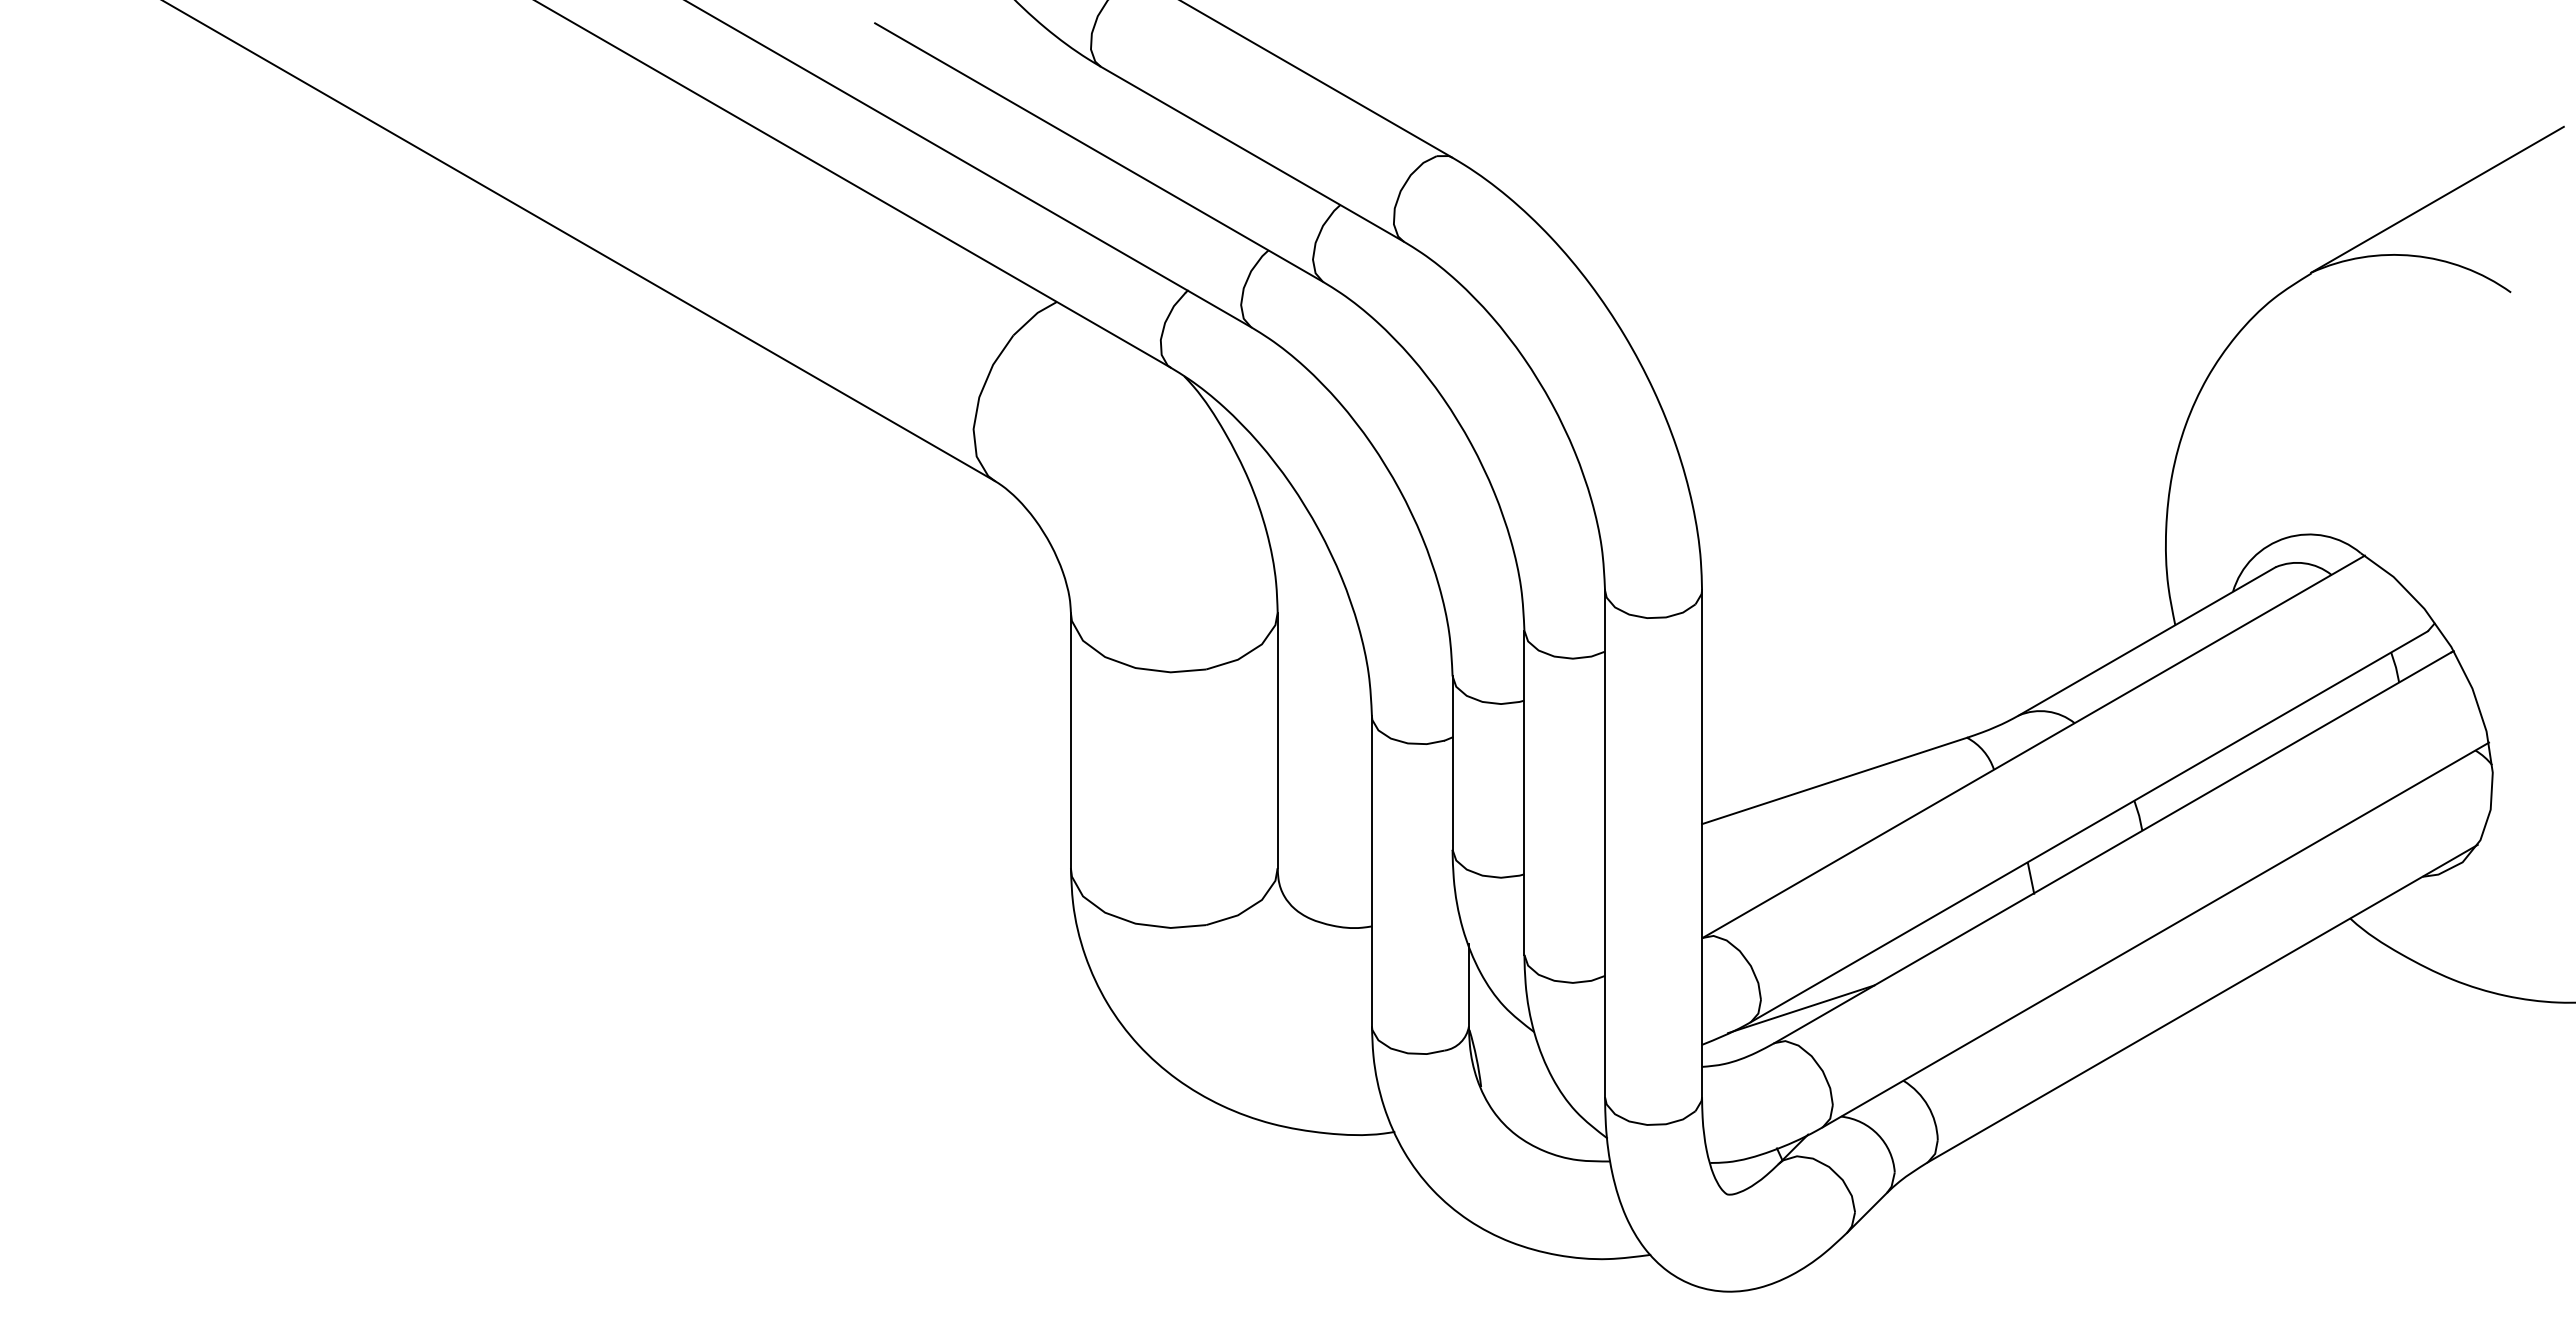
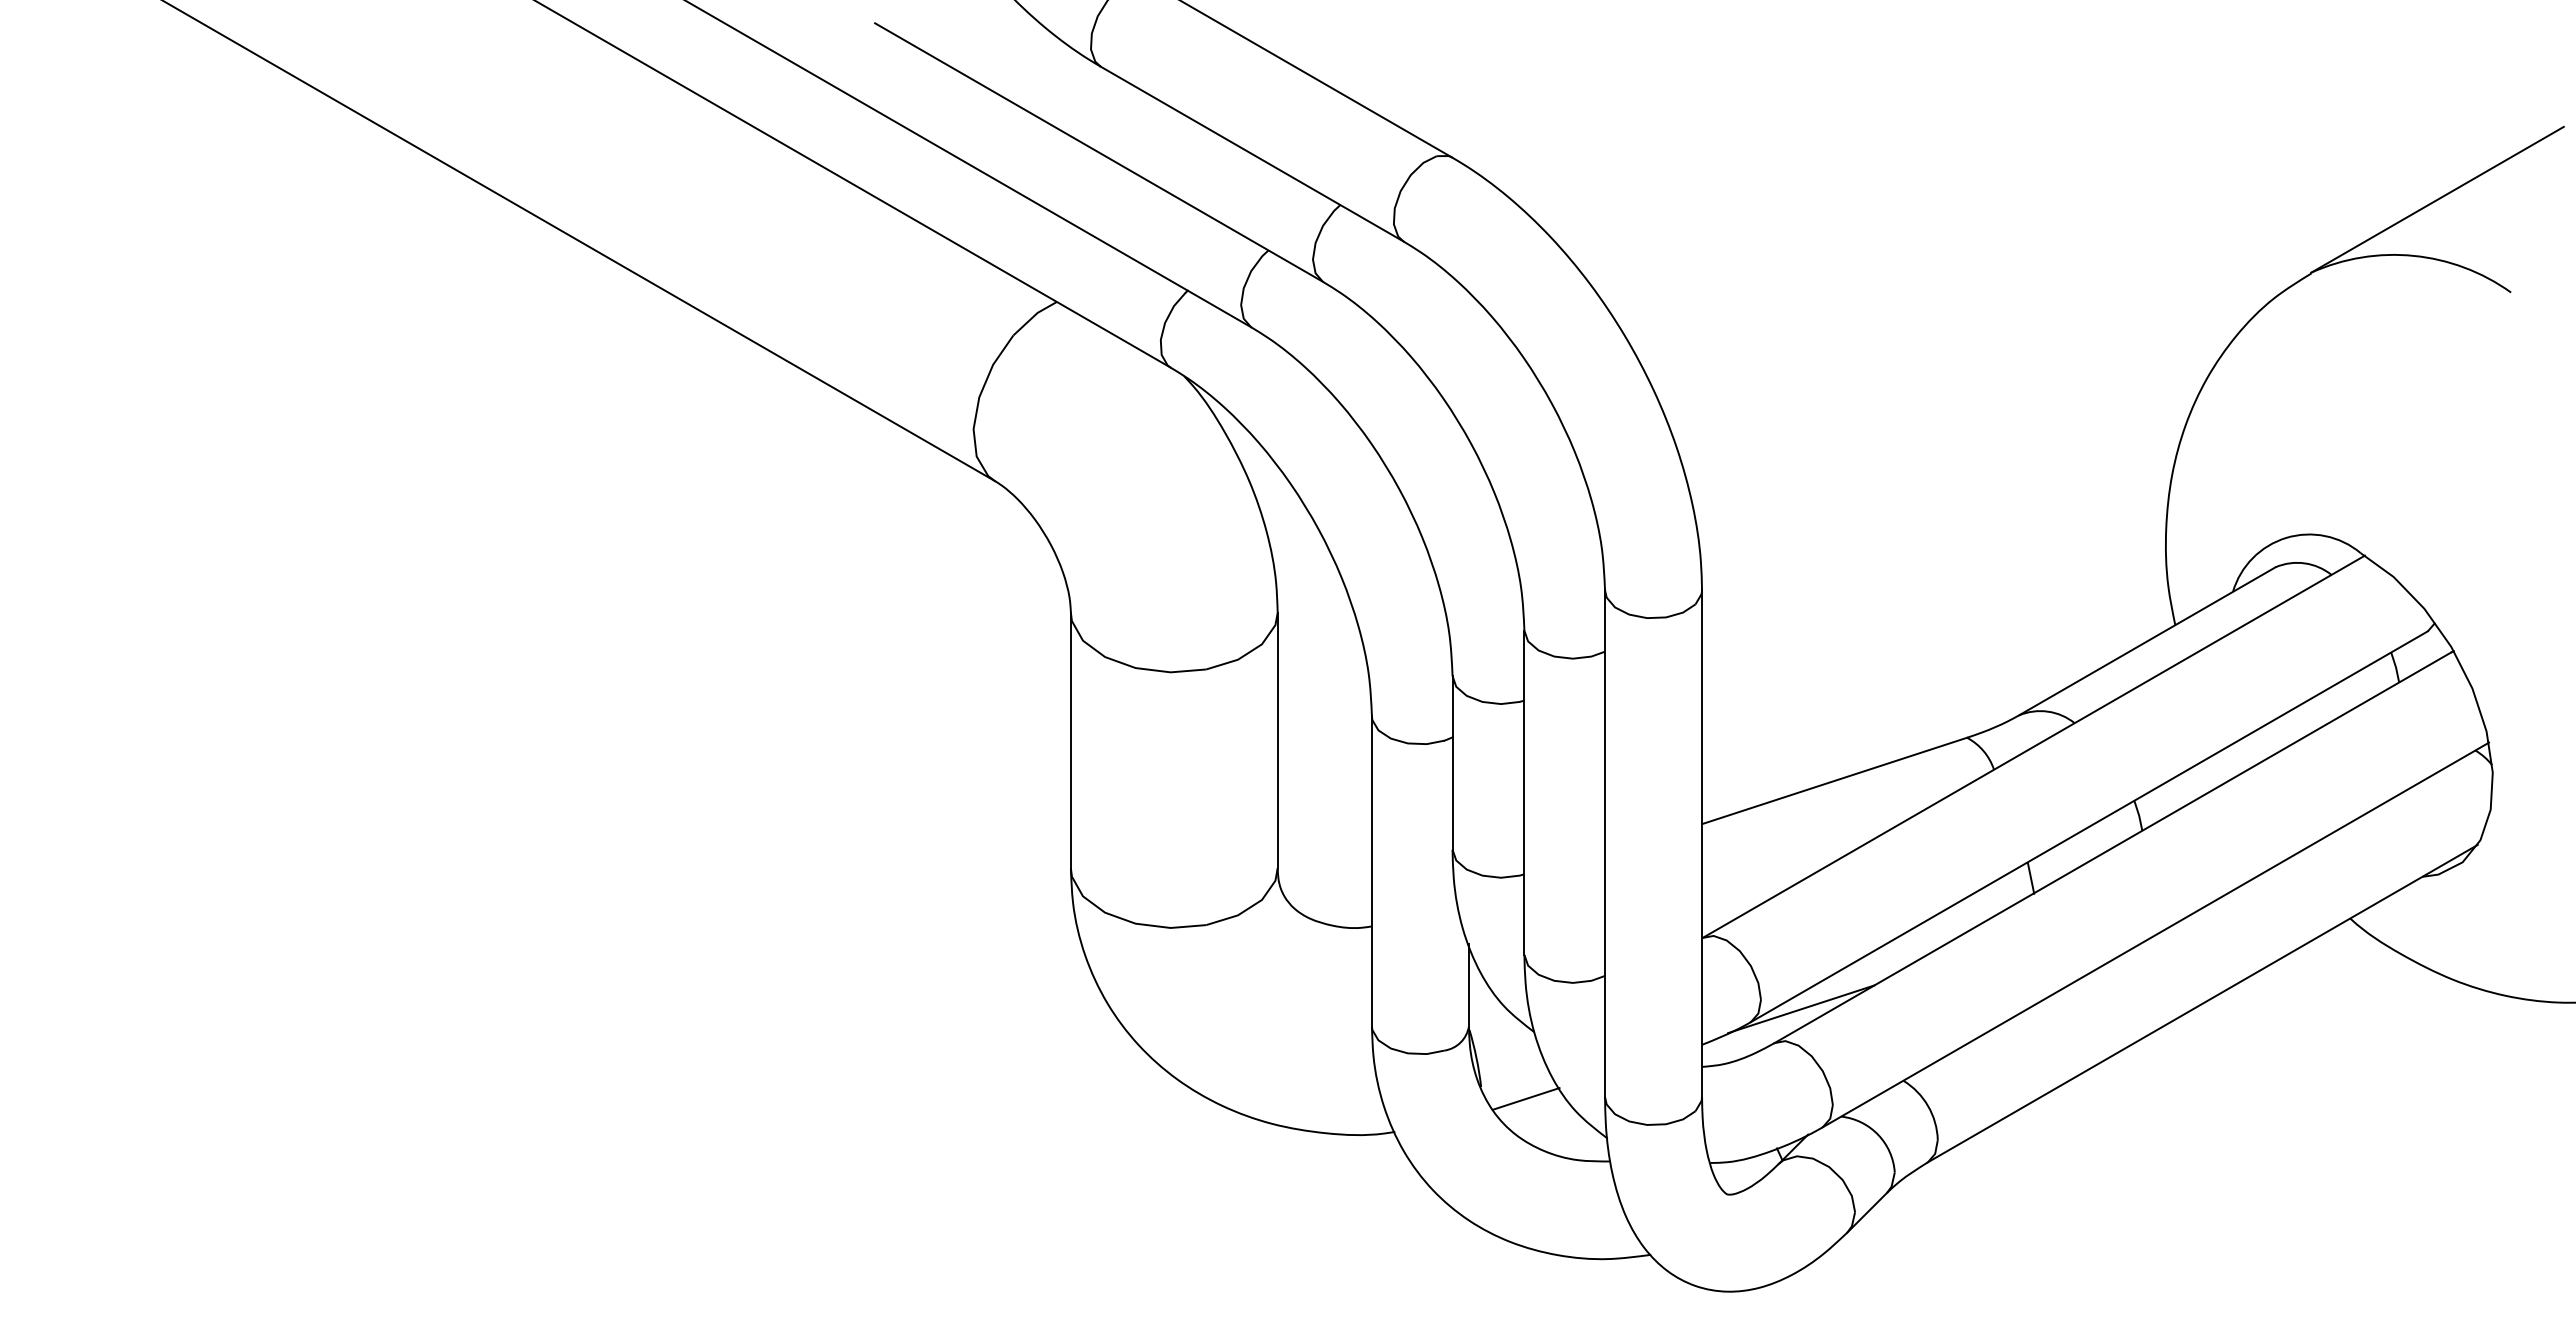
line: none -> present (1525, 1098)
